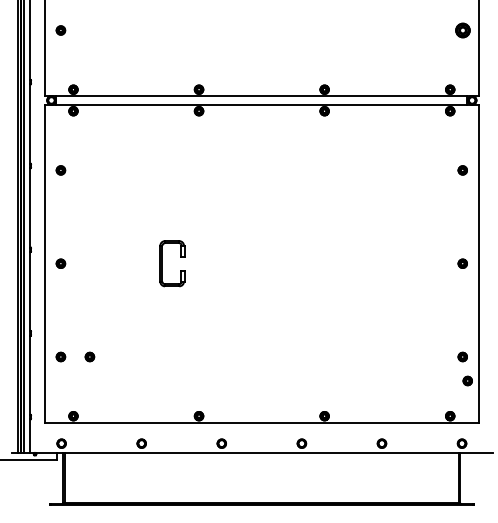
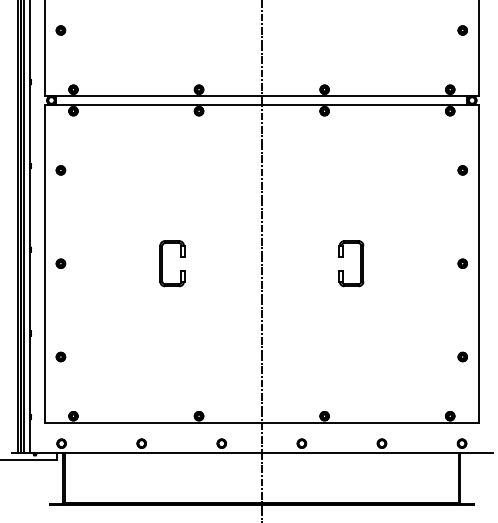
part size: 16x17 px -> 11x11 px (462, 30)
line: none -> present (261, 260)
part: none -> present (360, 263)
part: present -> none (89, 356)
part: present -> none (467, 380)
